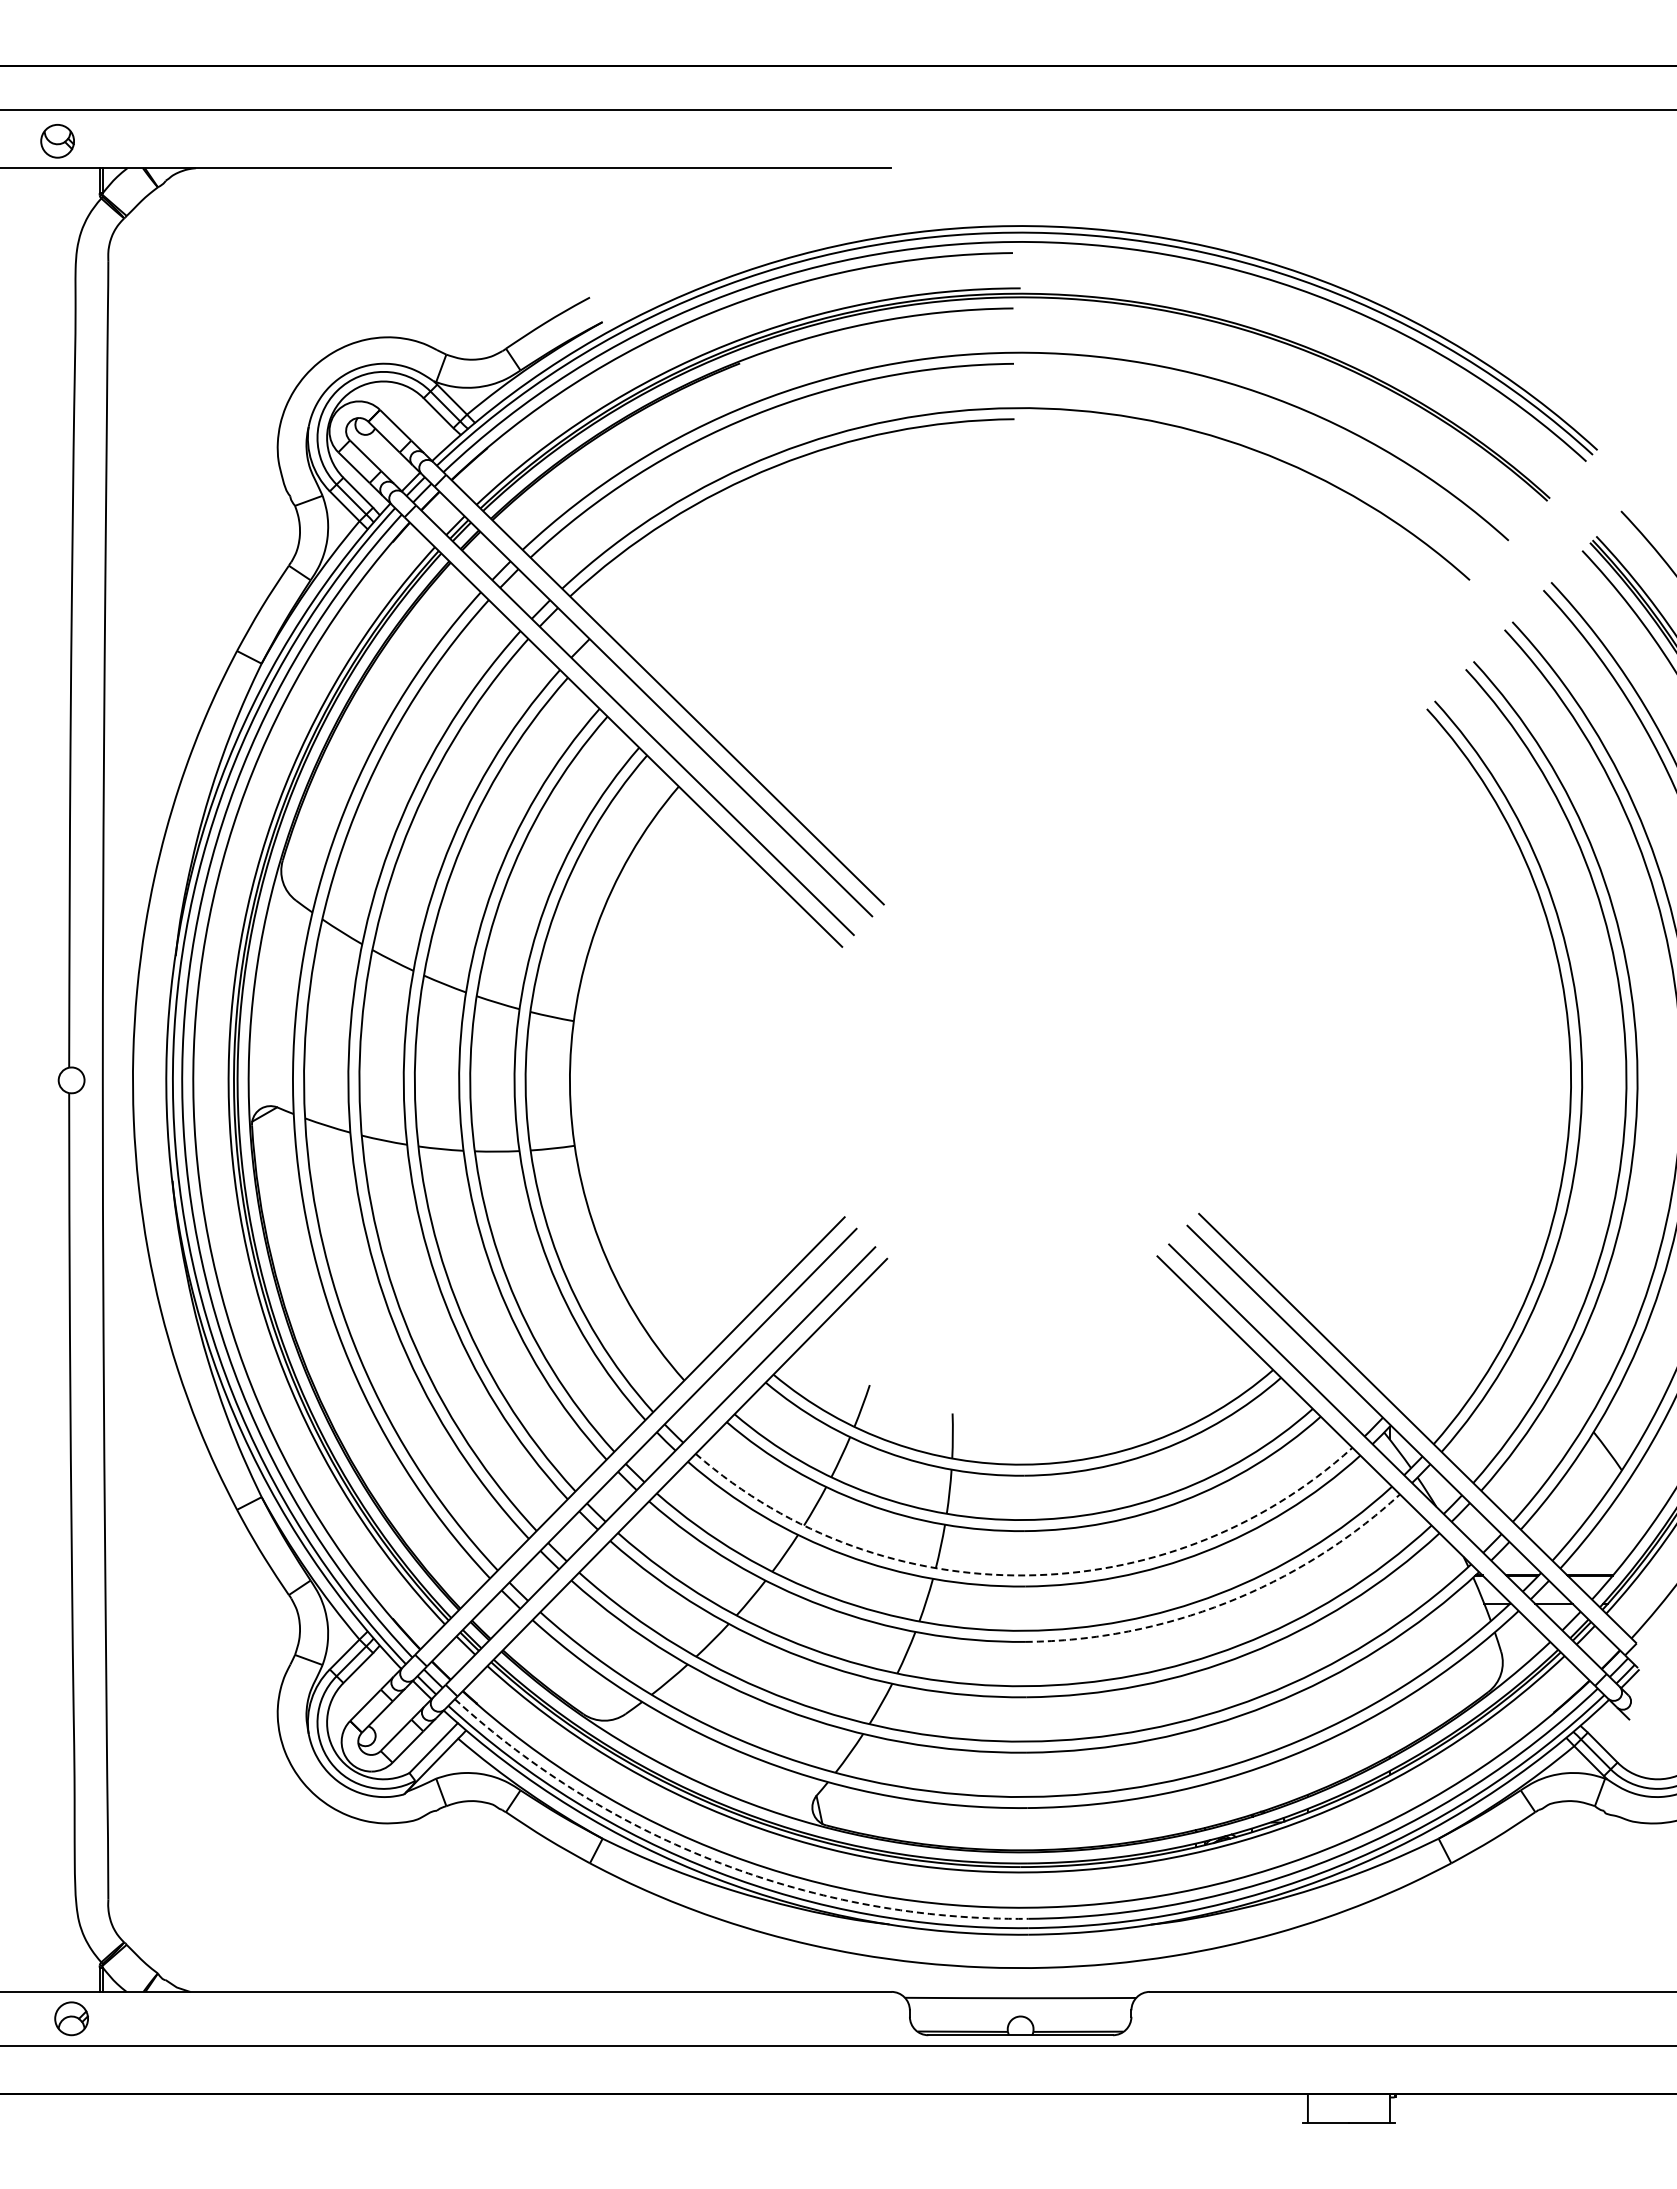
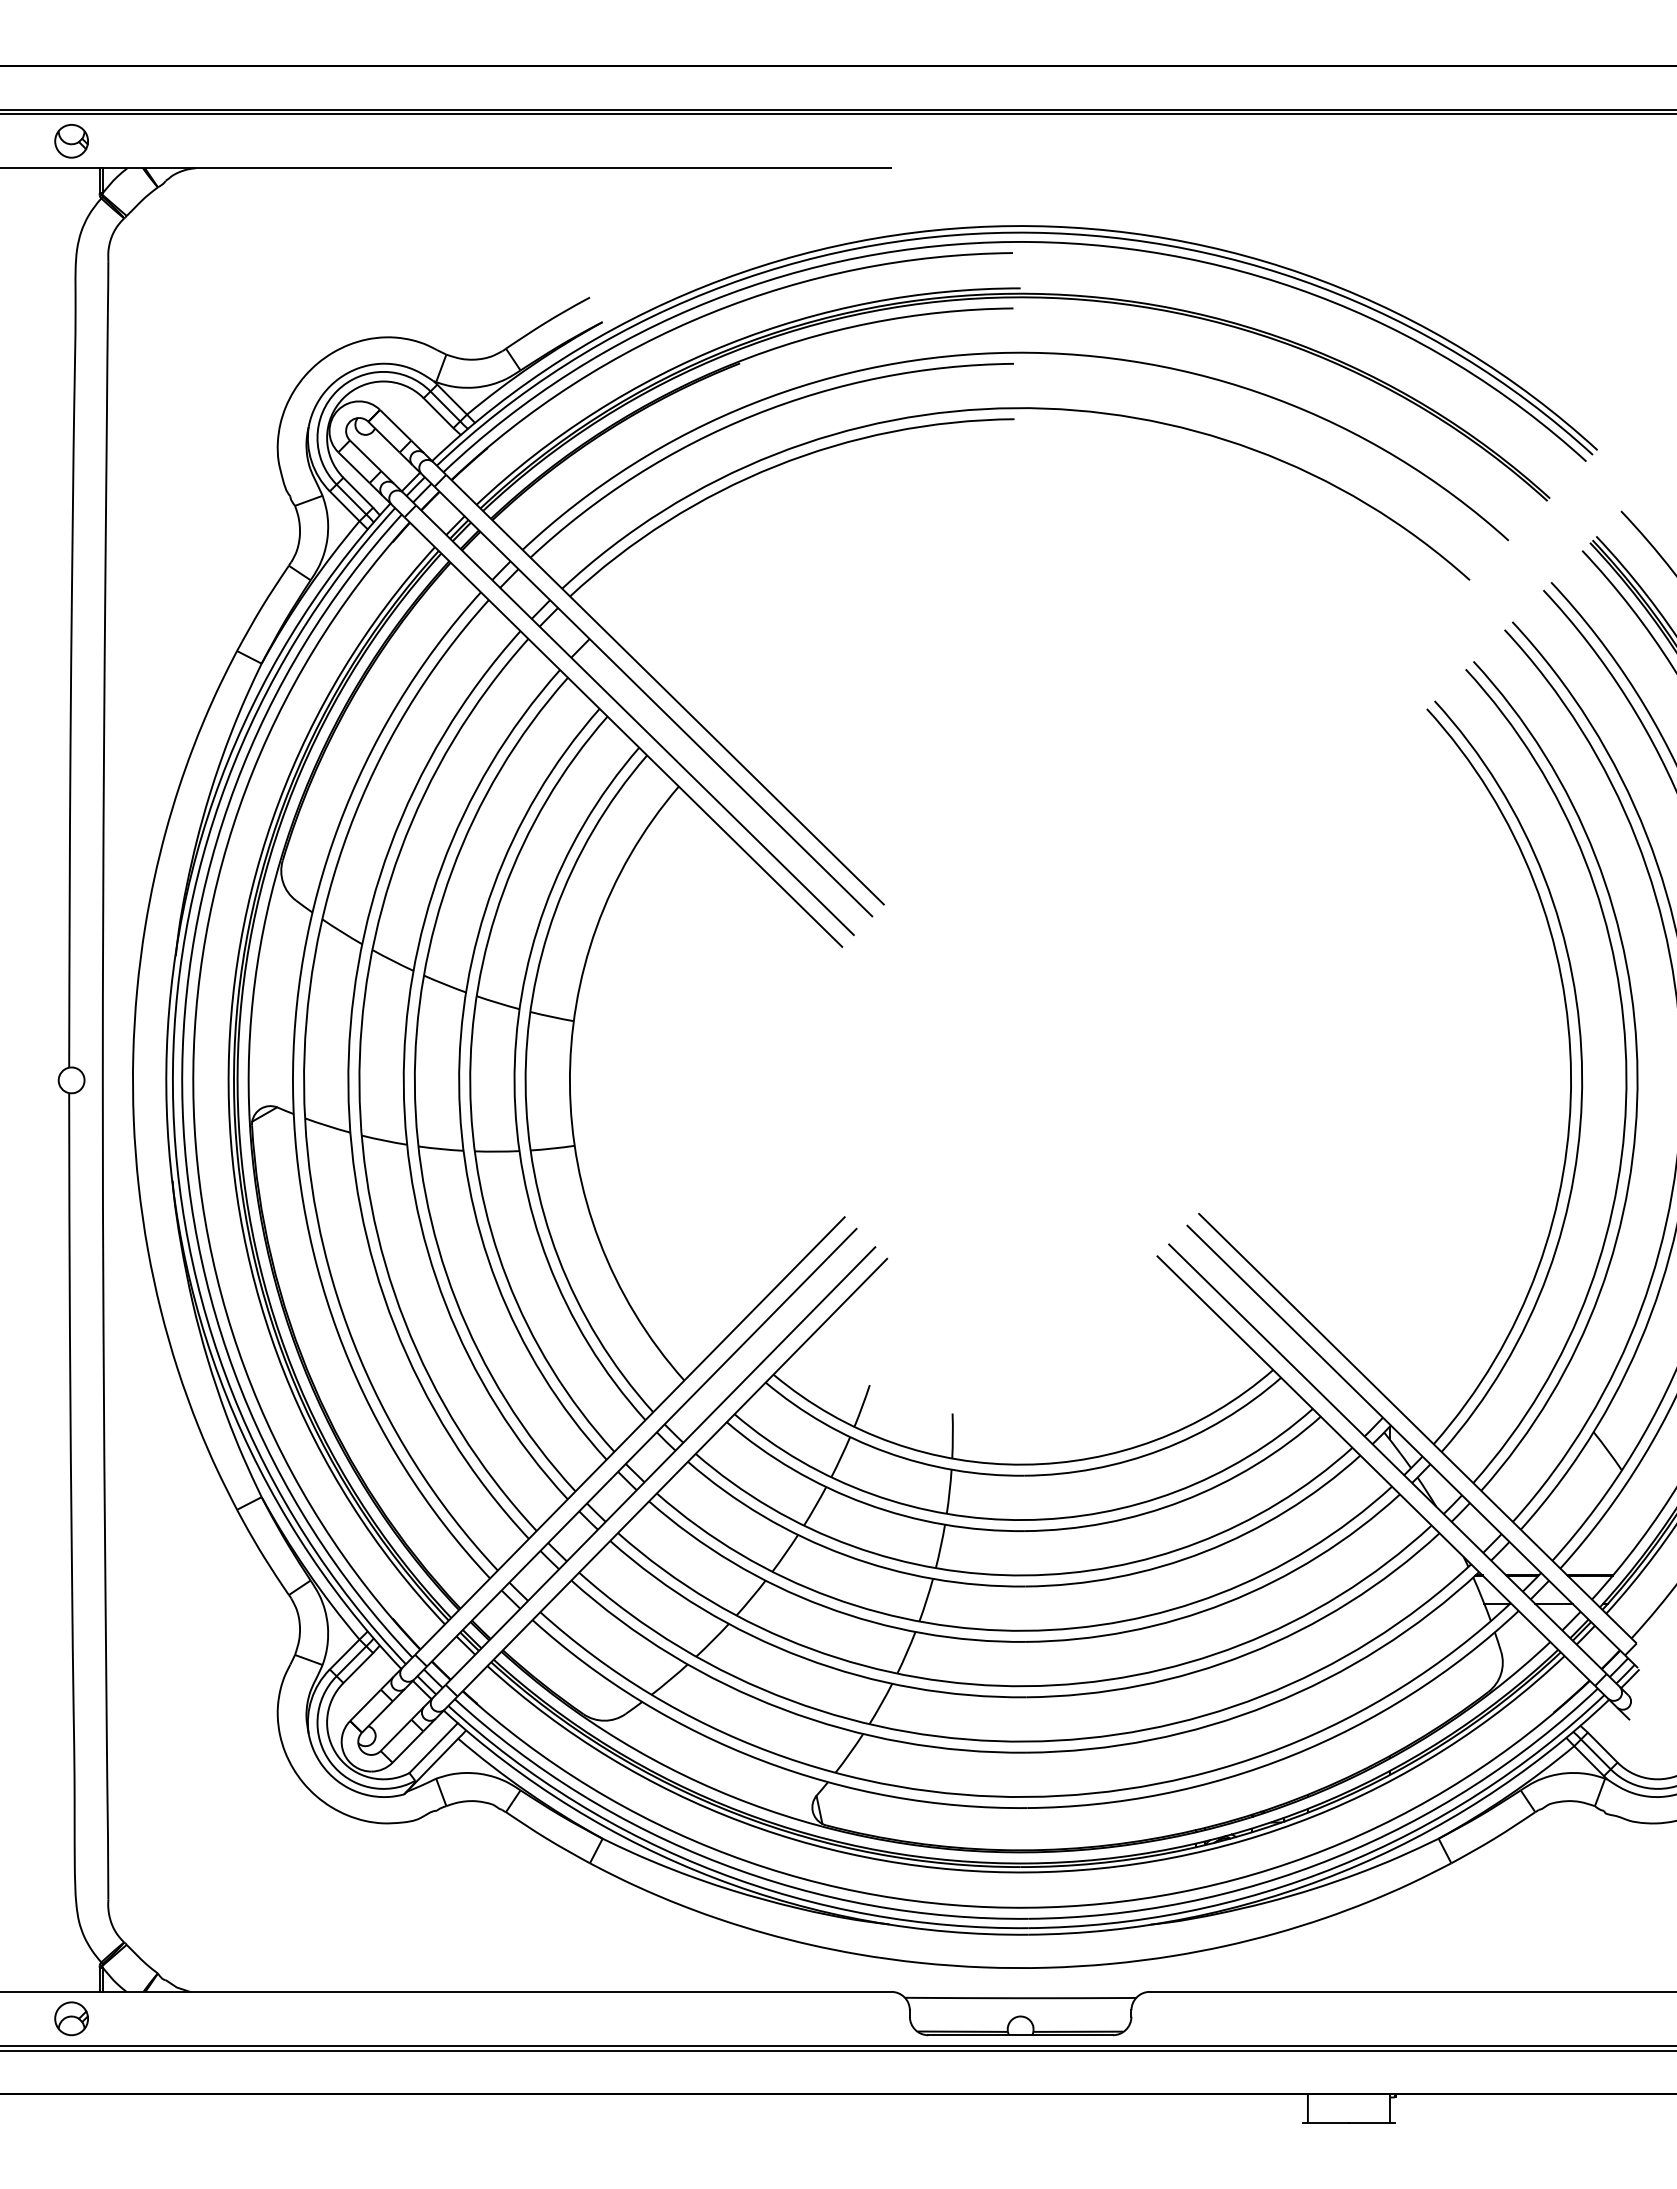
line: none -> present (837, 114)
part position: (57, 141) -> (71, 141) (71, 141)
arc: dashed -> solid (1025, 1575)
arc: dashed -> solid (1226, 1602)
arc: dashed -> solid (720, 1863)
line: none -> present (837, 2050)
